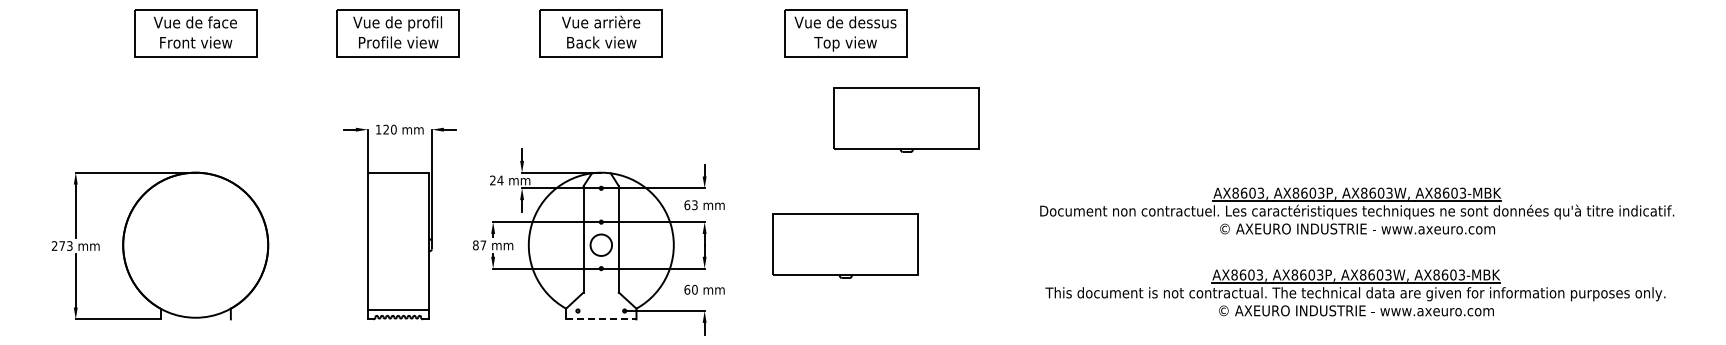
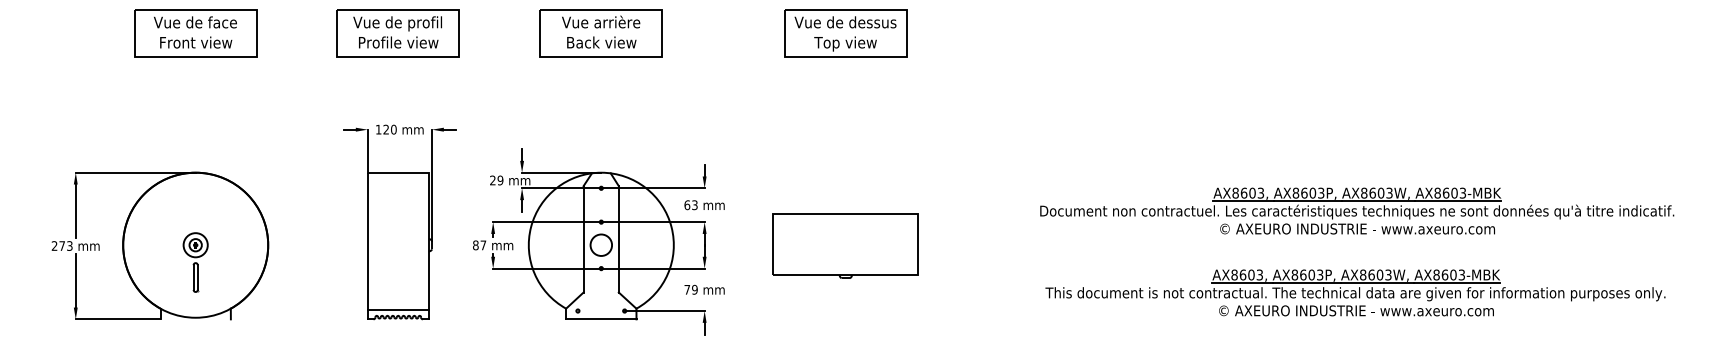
part: present -> none (906, 119)
text: 24 -> 29 (500, 180)
part: none -> present (195, 262)
text: 60 -> 79 (690, 289)
line: dashed -> solid (601, 319)
